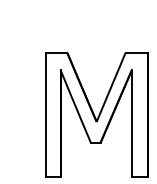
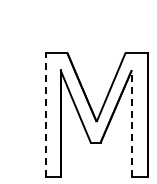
line: solid -> dashed (46, 114)
line: solid -> dashed (131, 123)
